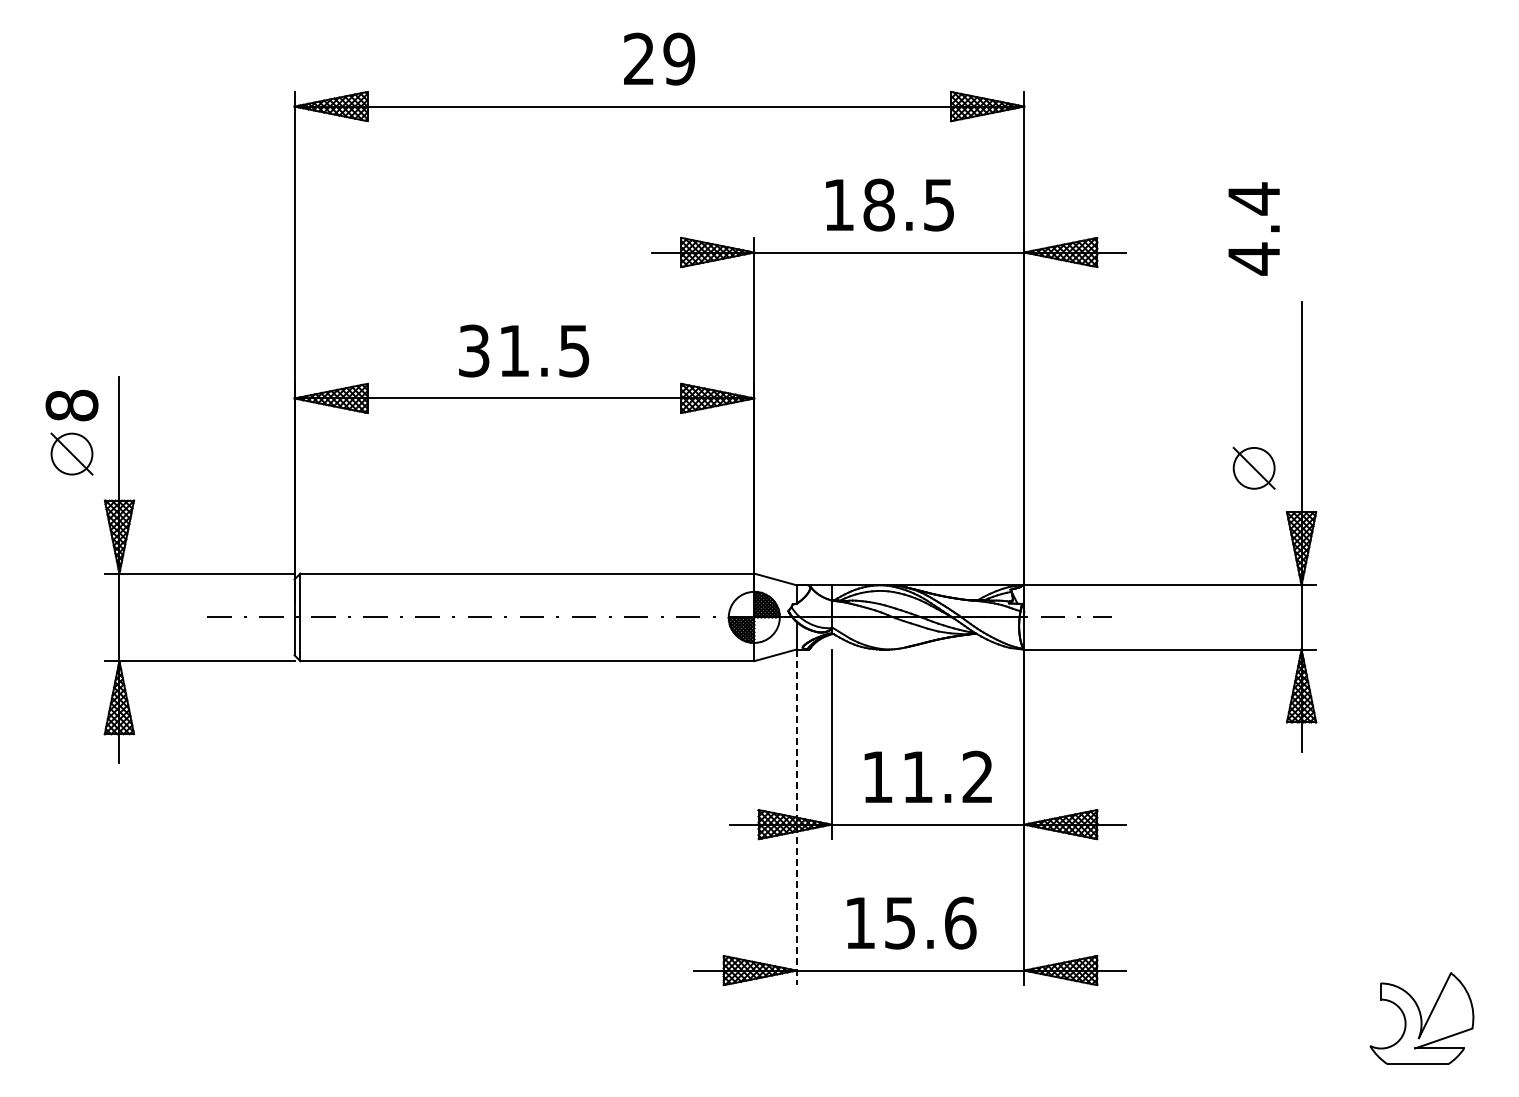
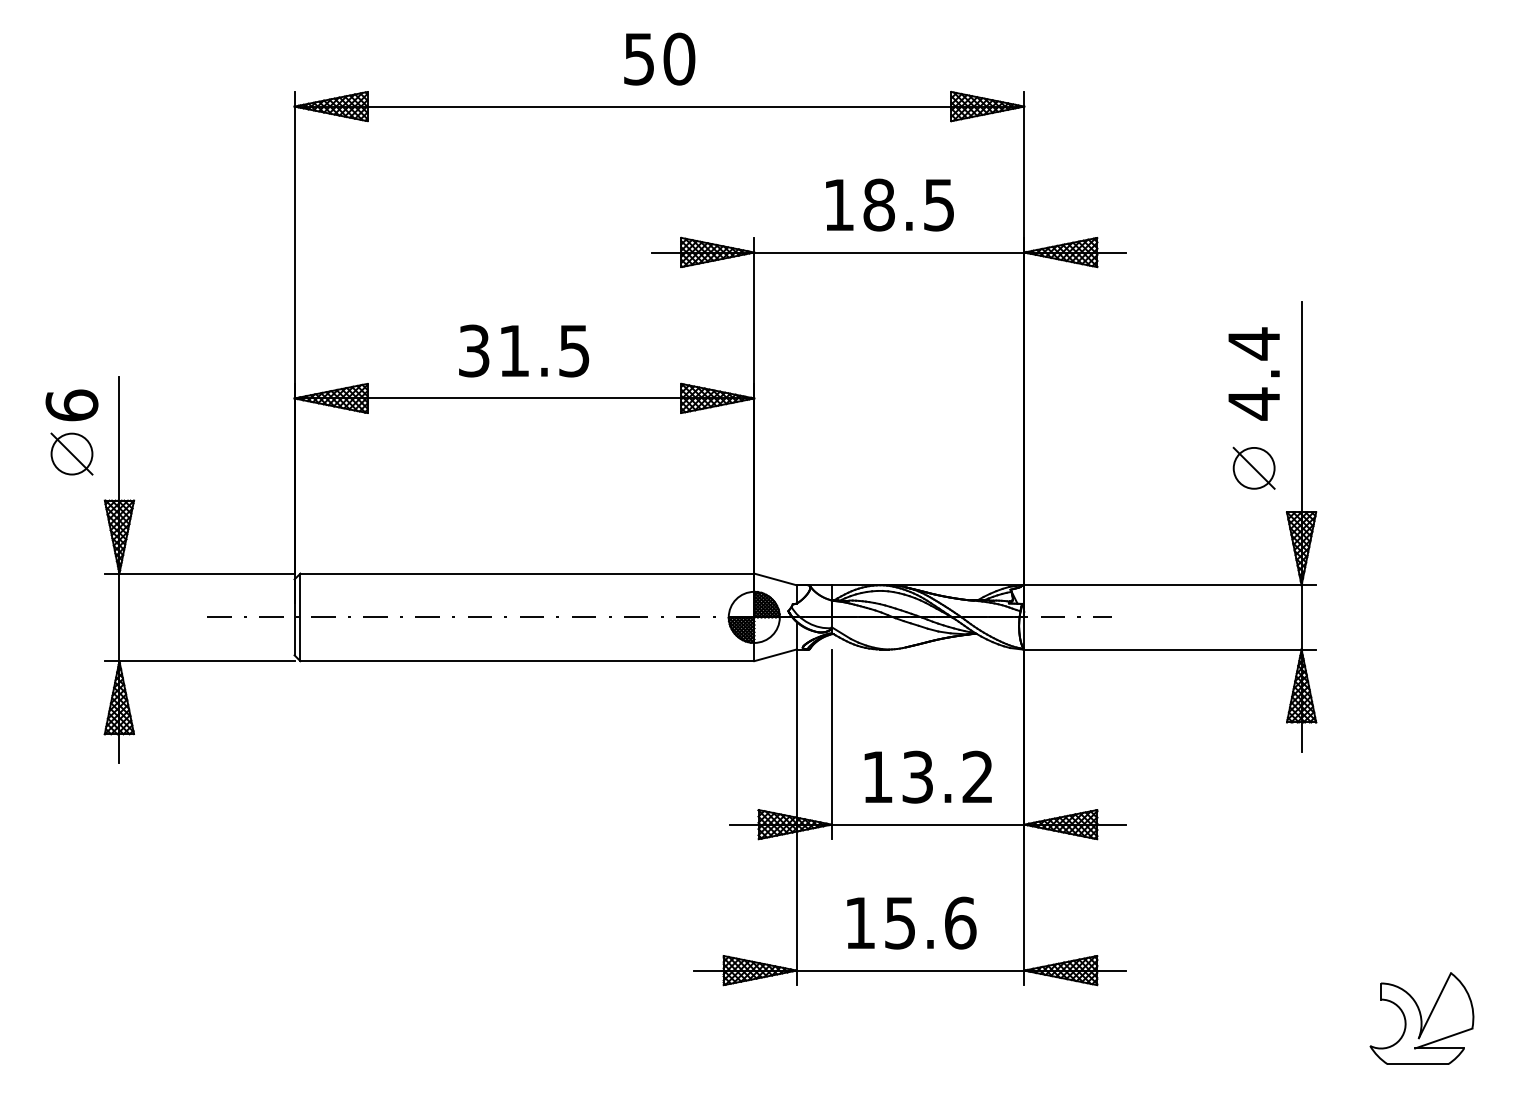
text: 29 -> 50 (659, 58)
text position: (1253, 228) -> (1253, 373) (1253, 373)
text: 8 -> 6 (71, 405)
text: 11.2 -> 13.2 (917, 776)
line: dashed -> solid (796, 817)
